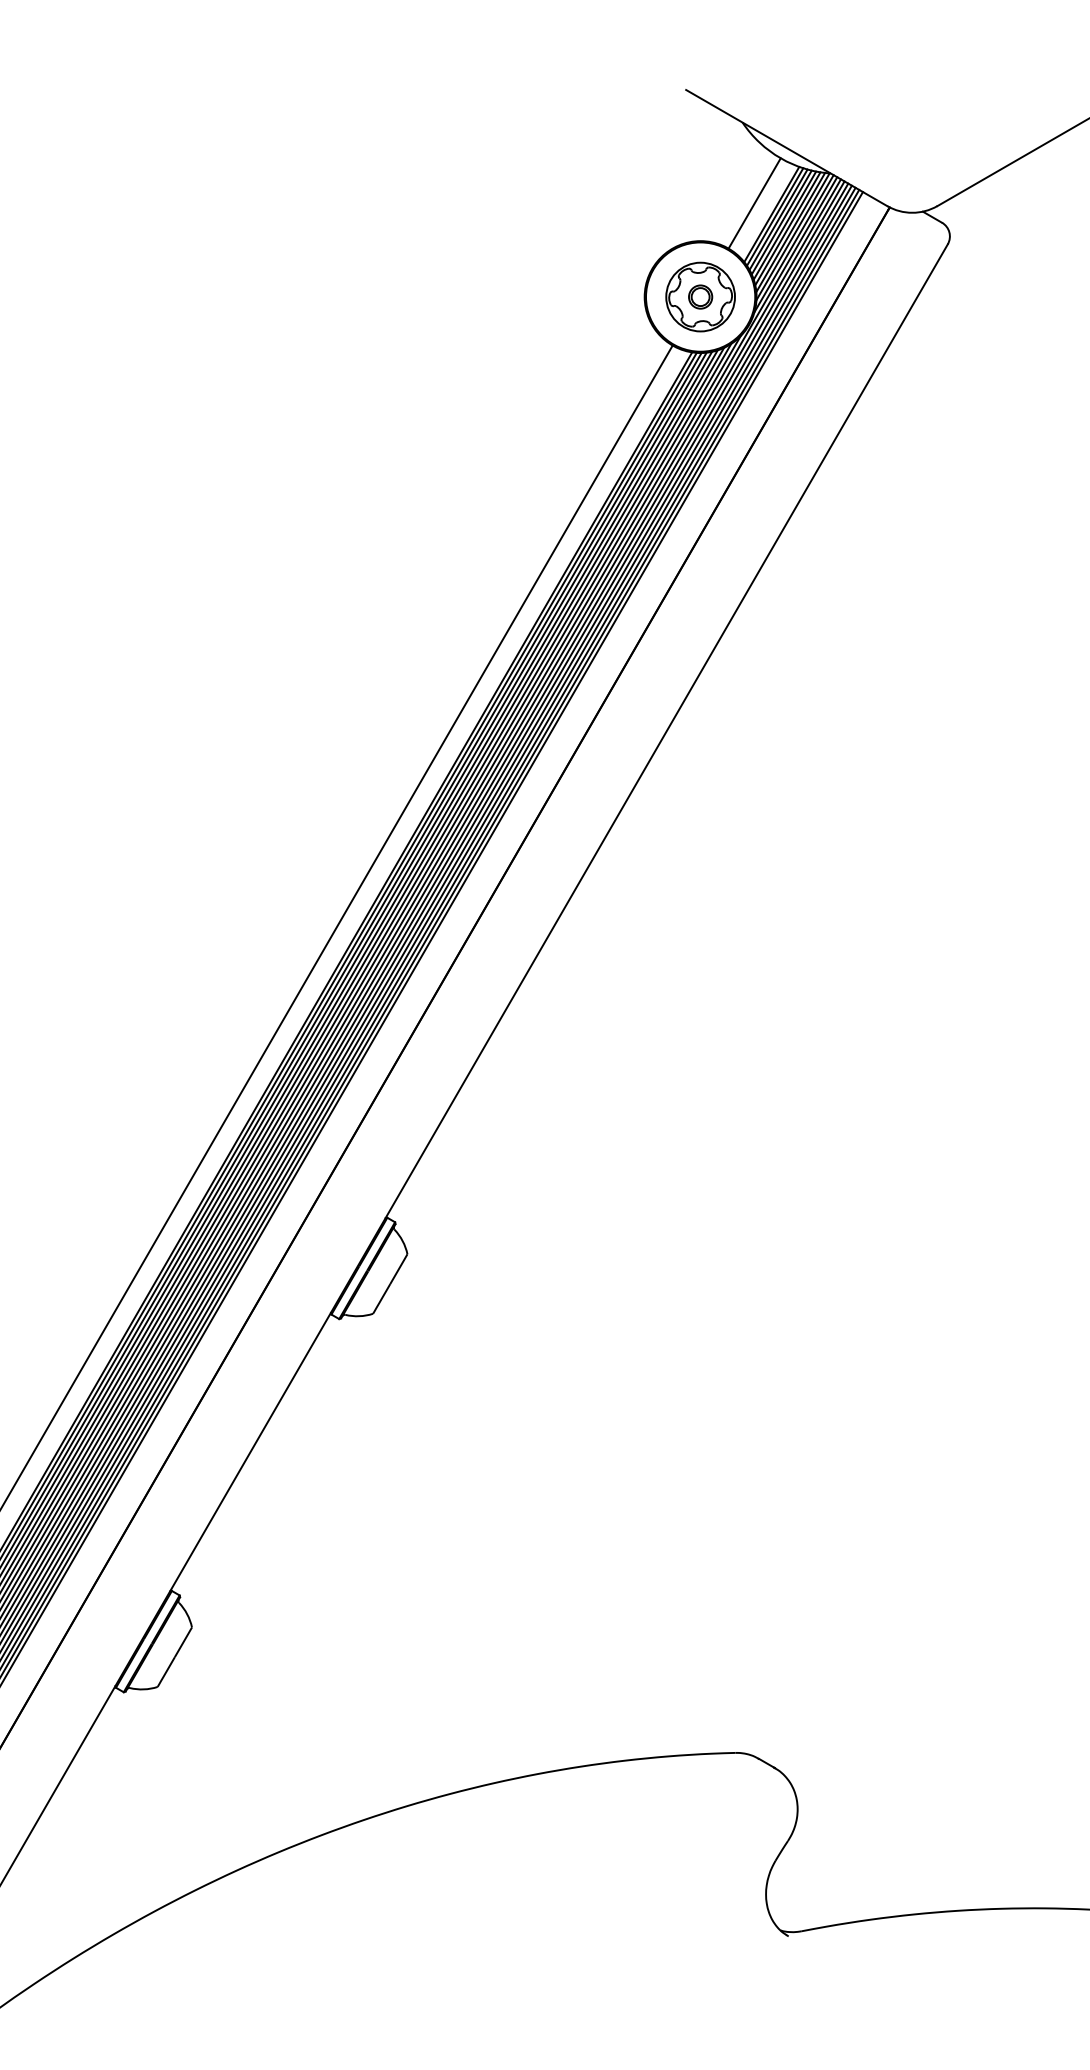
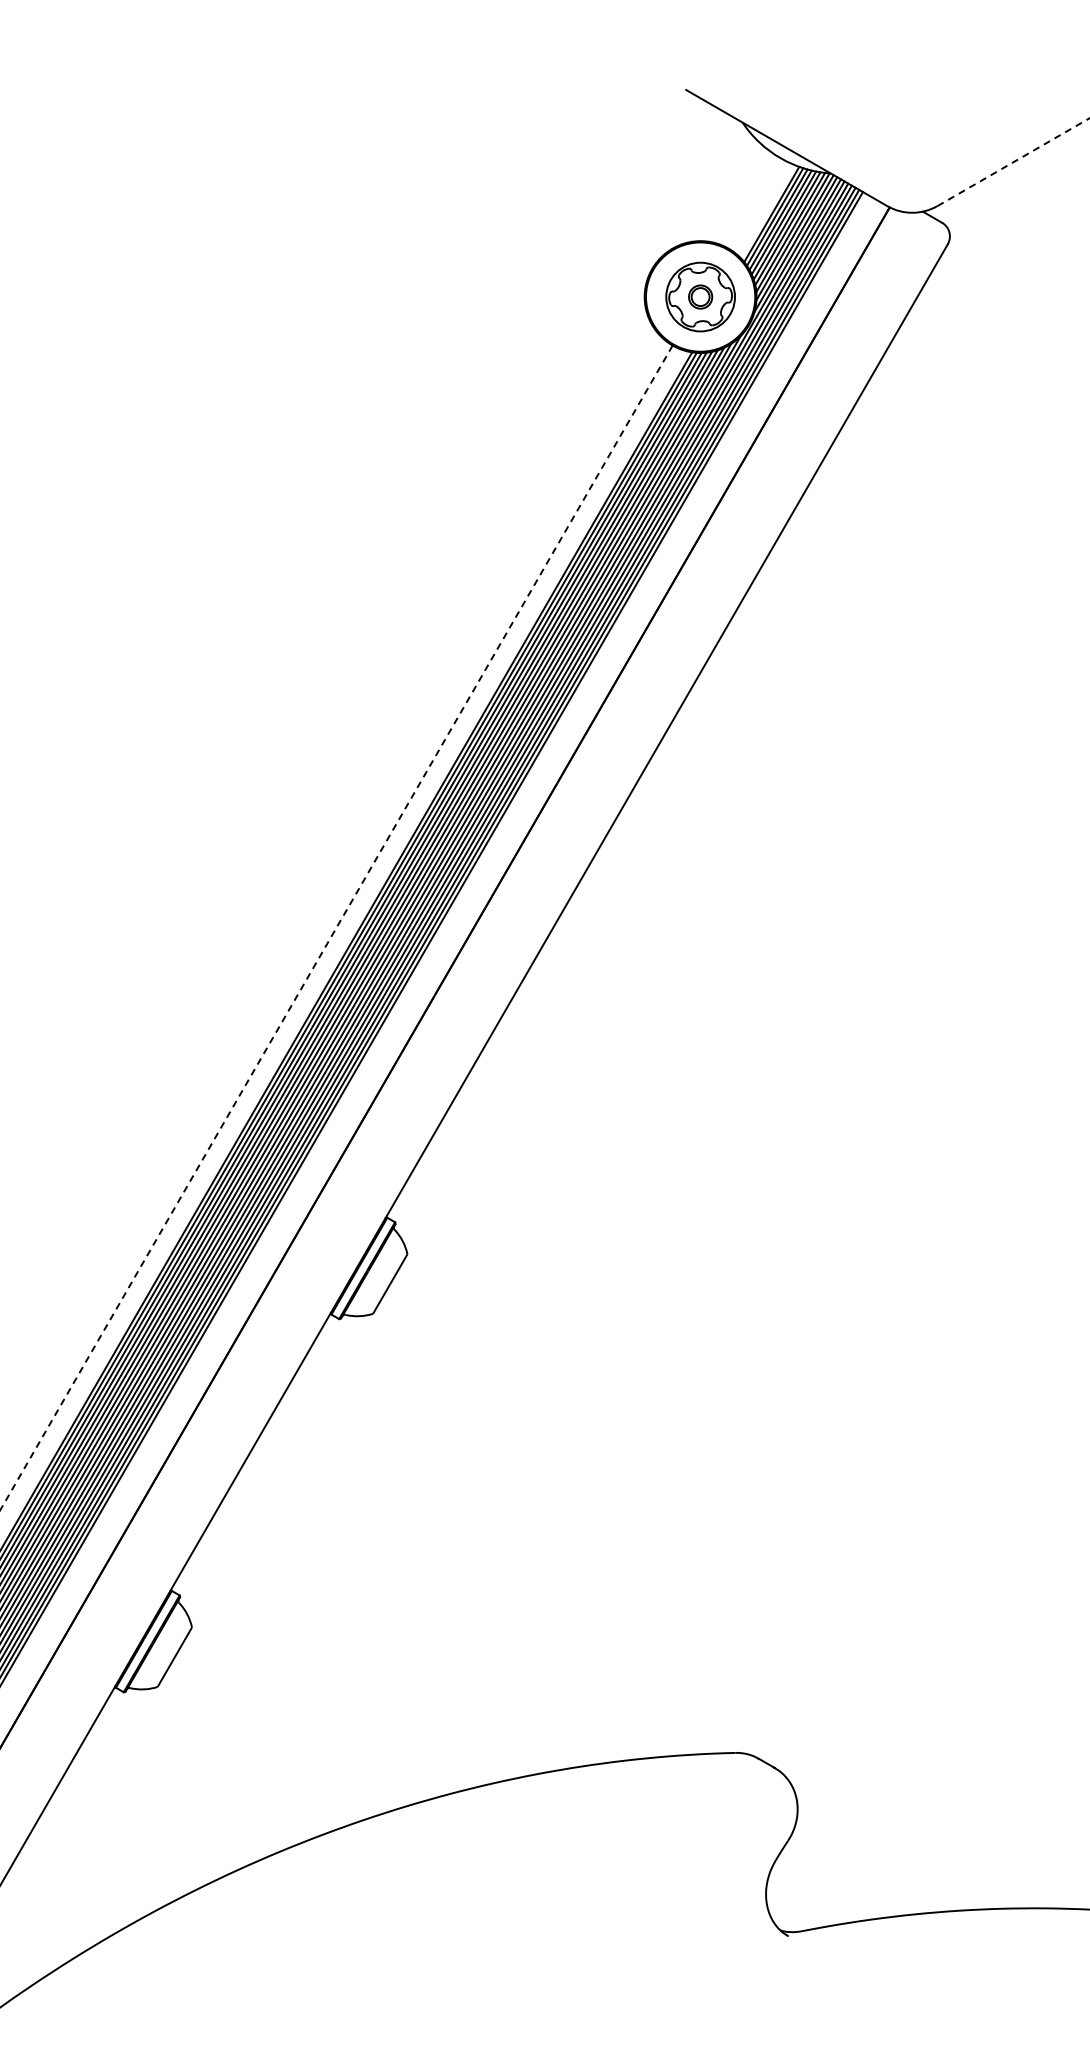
line: solid -> dashed (1013, 162)
line: present -> none (754, 203)
line: solid -> dashed (336, 928)
